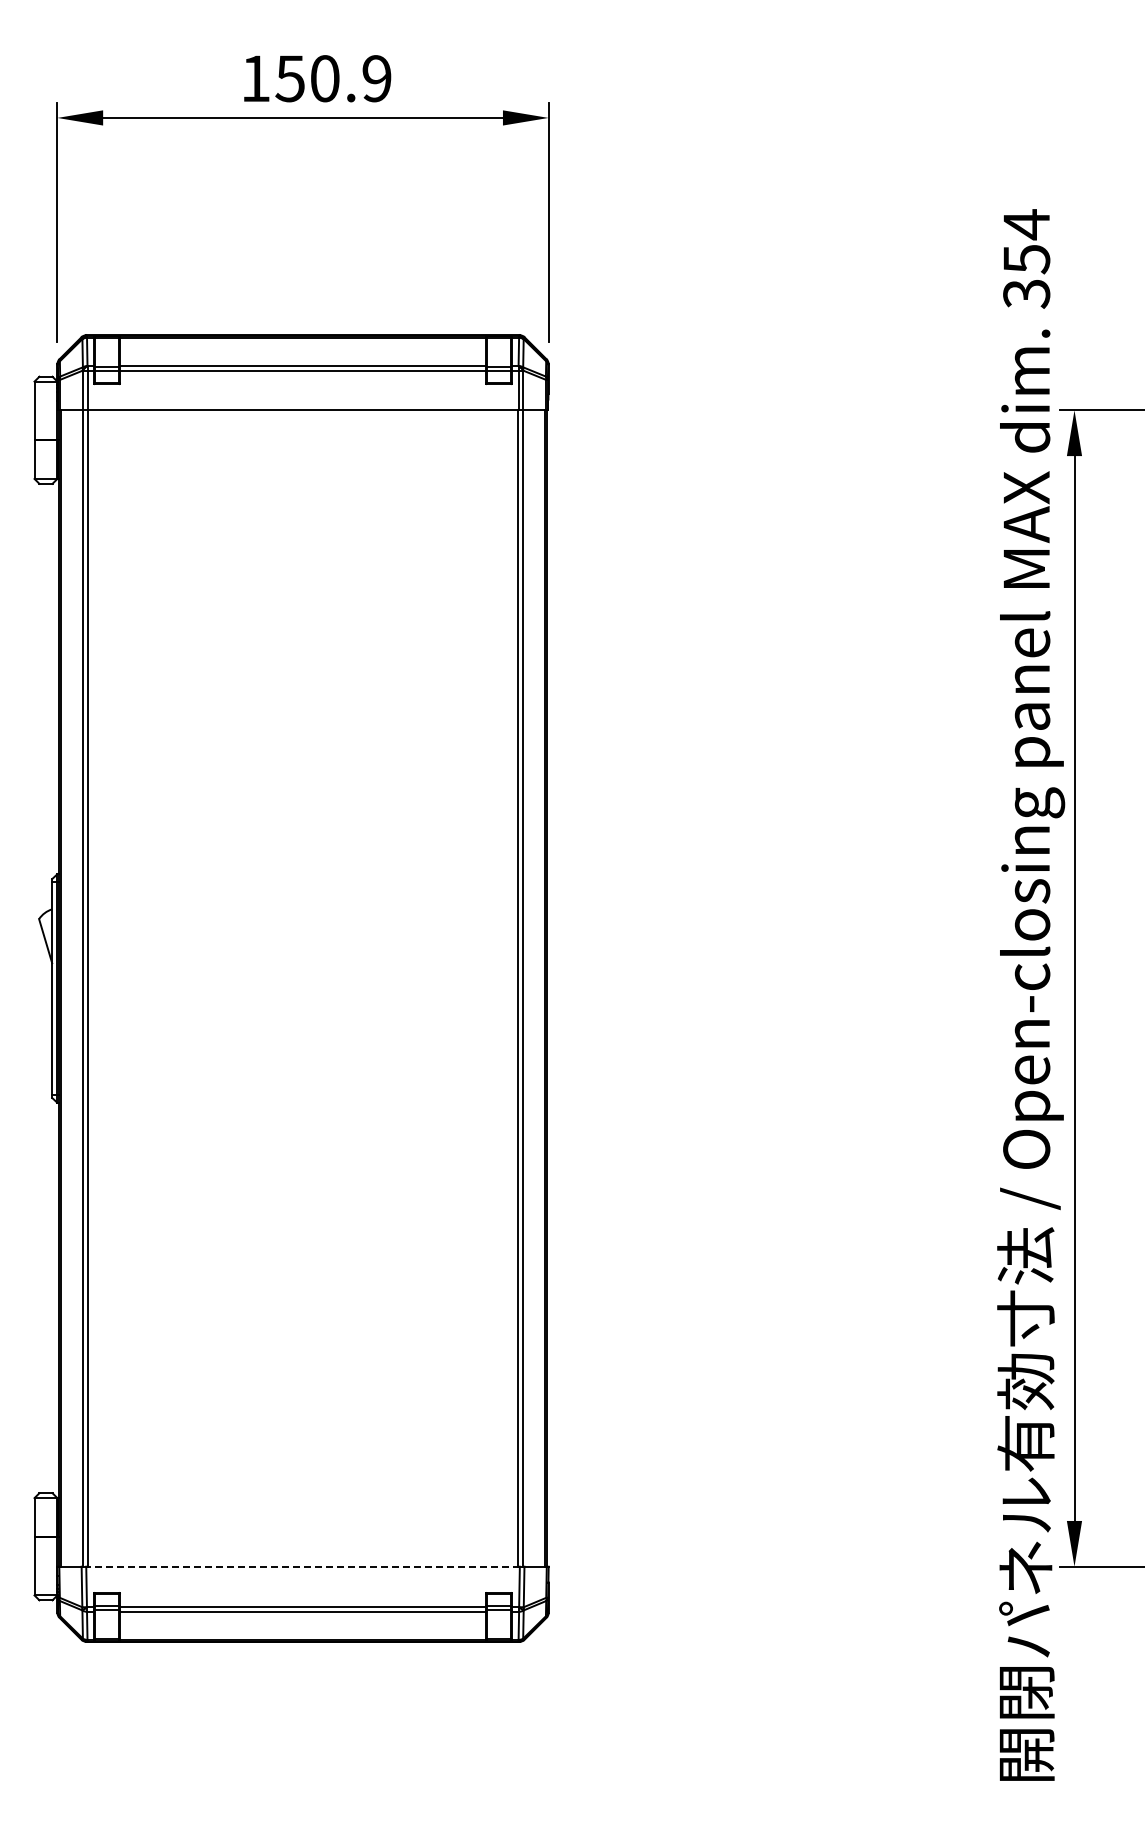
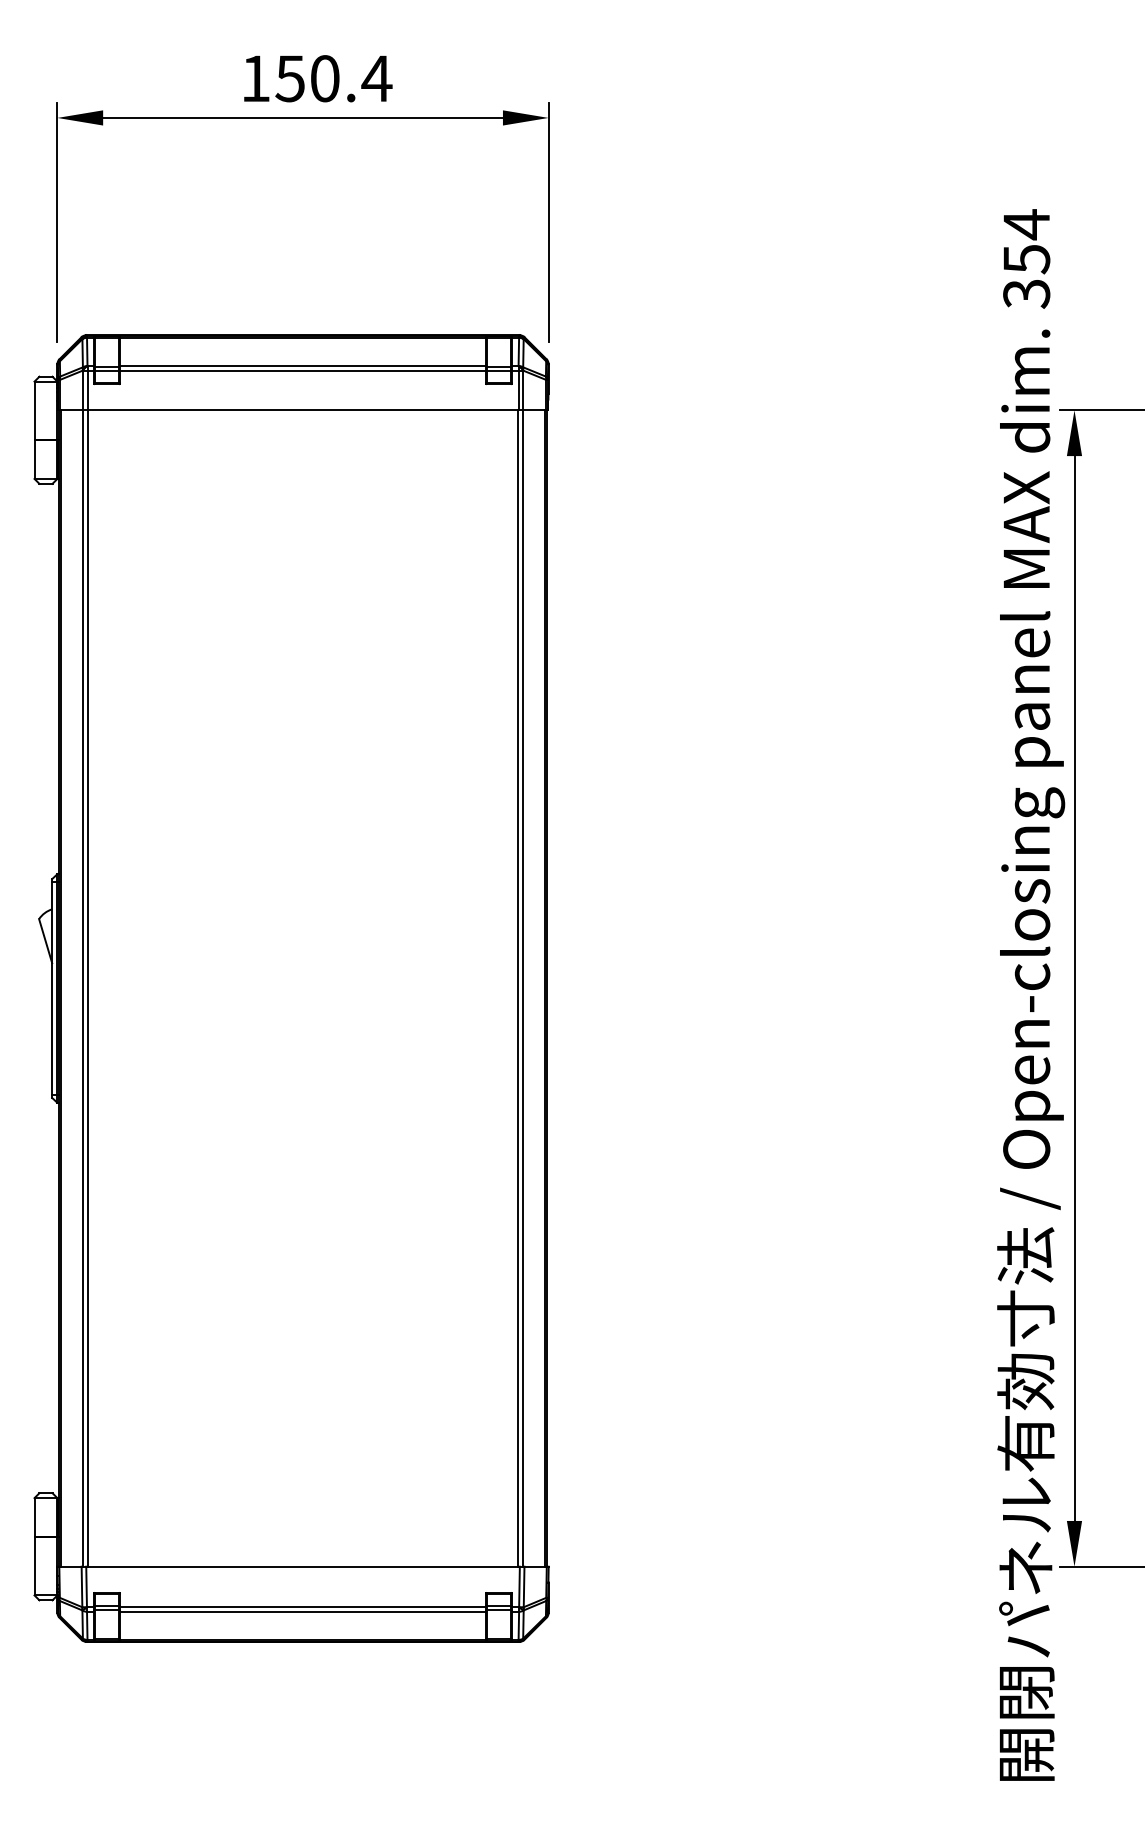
text: 150.9 -> 150.4 (376, 78)
line: dashed -> solid (303, 1566)
